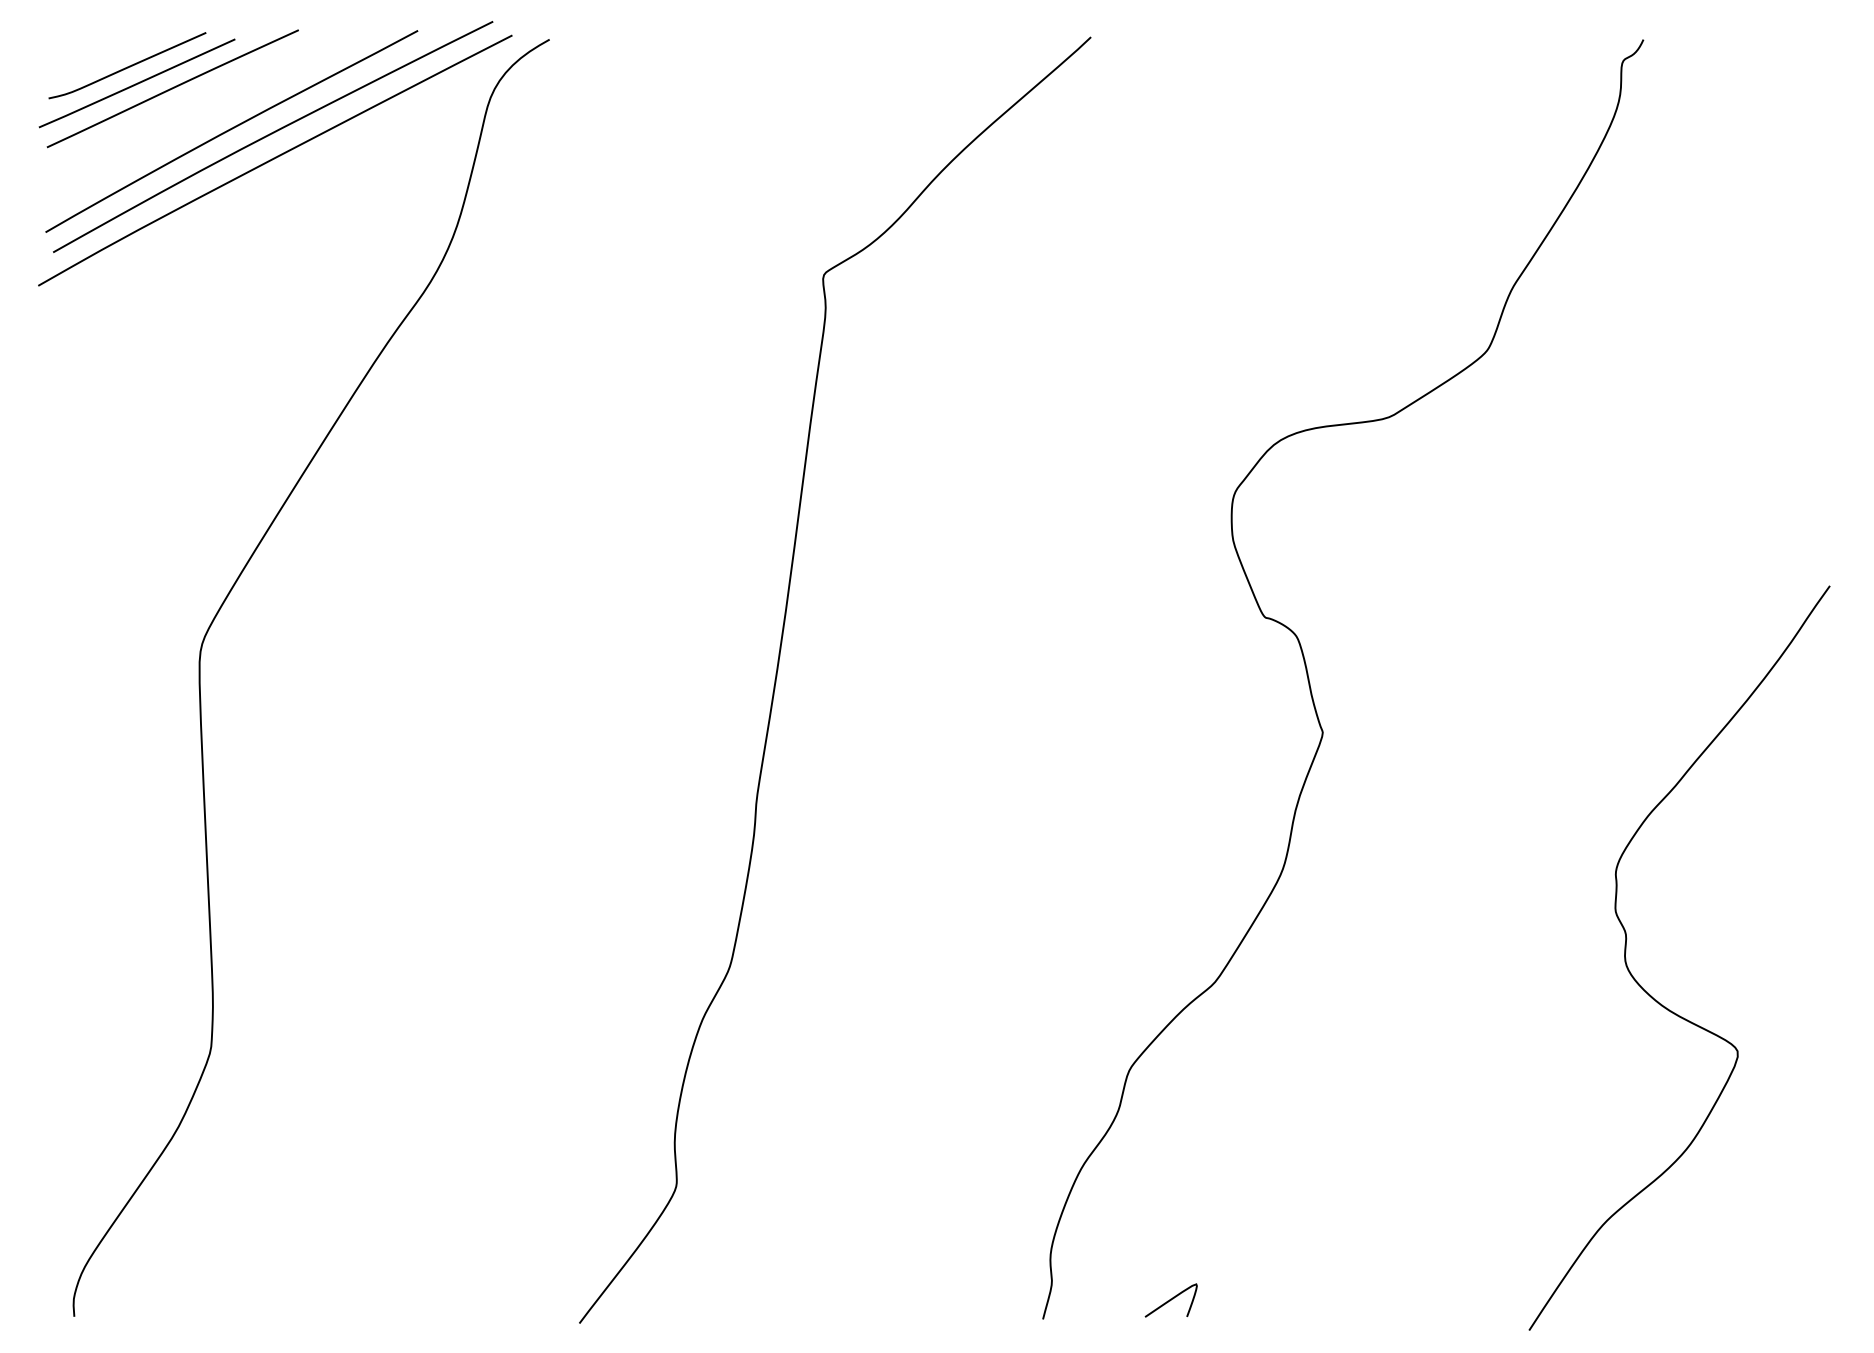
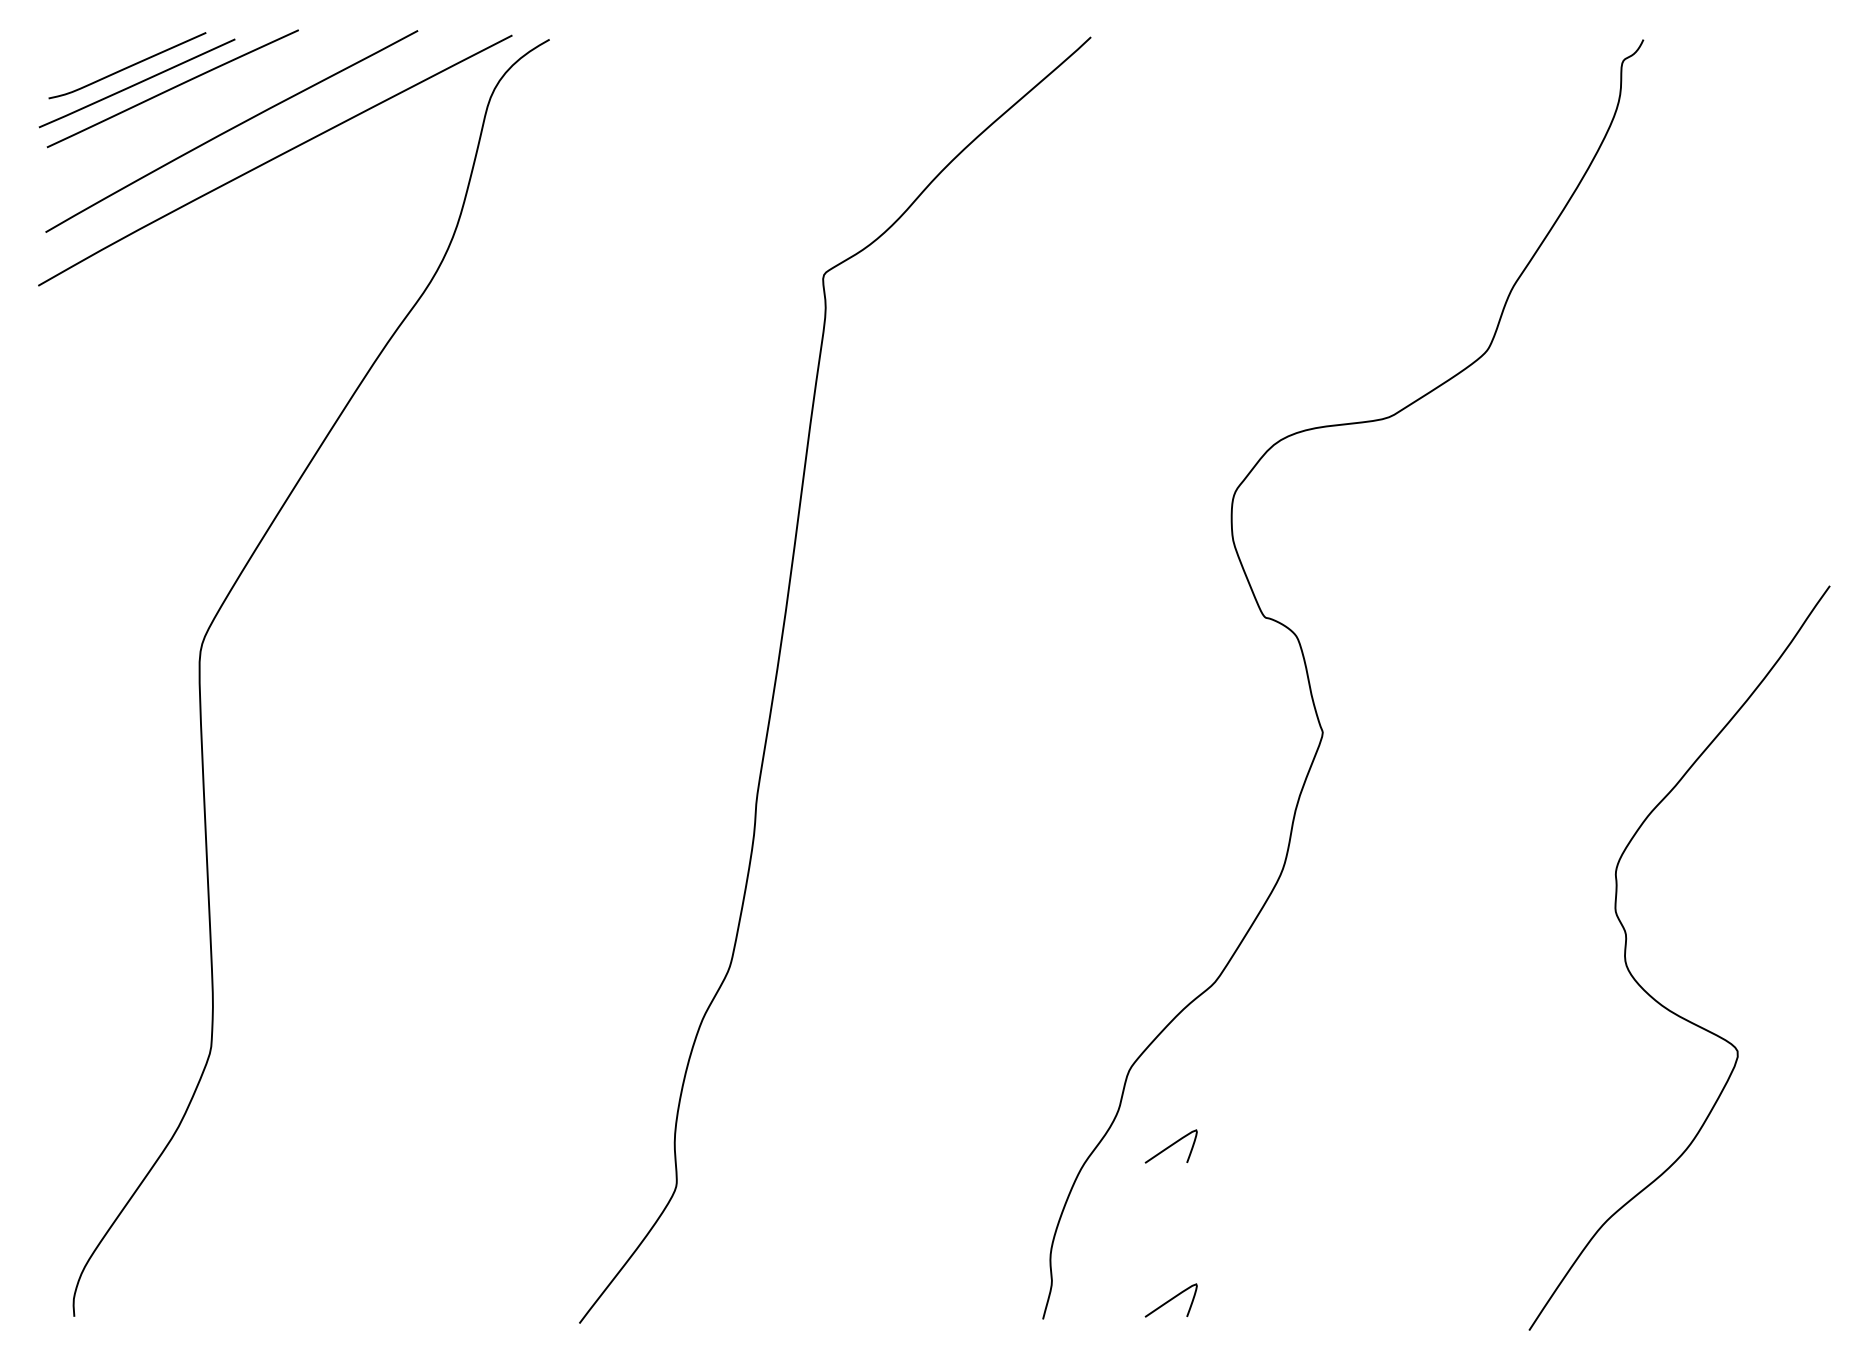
curve: present -> none (272, 134)
curve: none -> present (1170, 1146)
